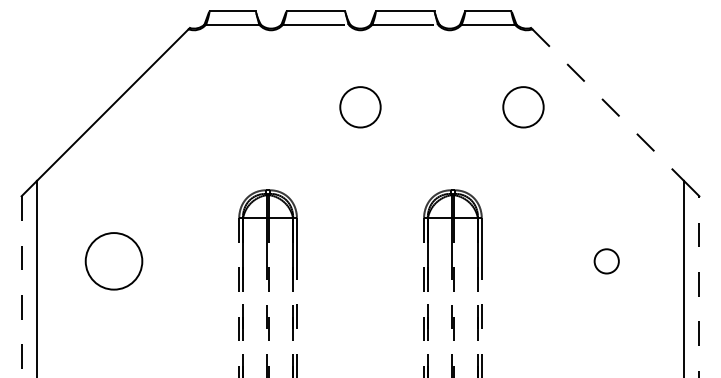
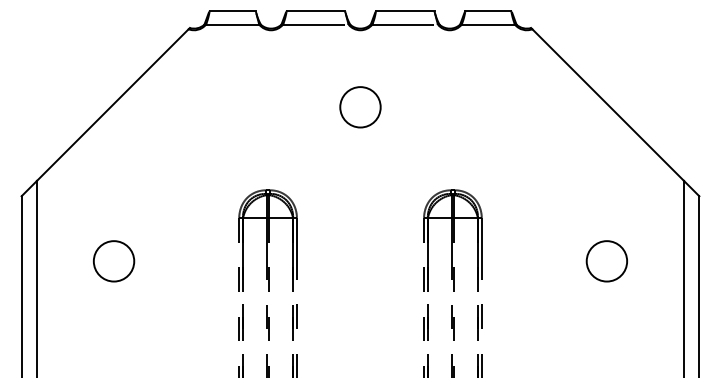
line: dashed -> solid (608, 105)
circle: present -> none (523, 107)
circle diameter: 57 px -> 40 px (113, 261)
circle size: 27x27 px -> 43x43 px (606, 261)
line: dashed -> solid (699, 286)
line: dashed -> solid (21, 287)
